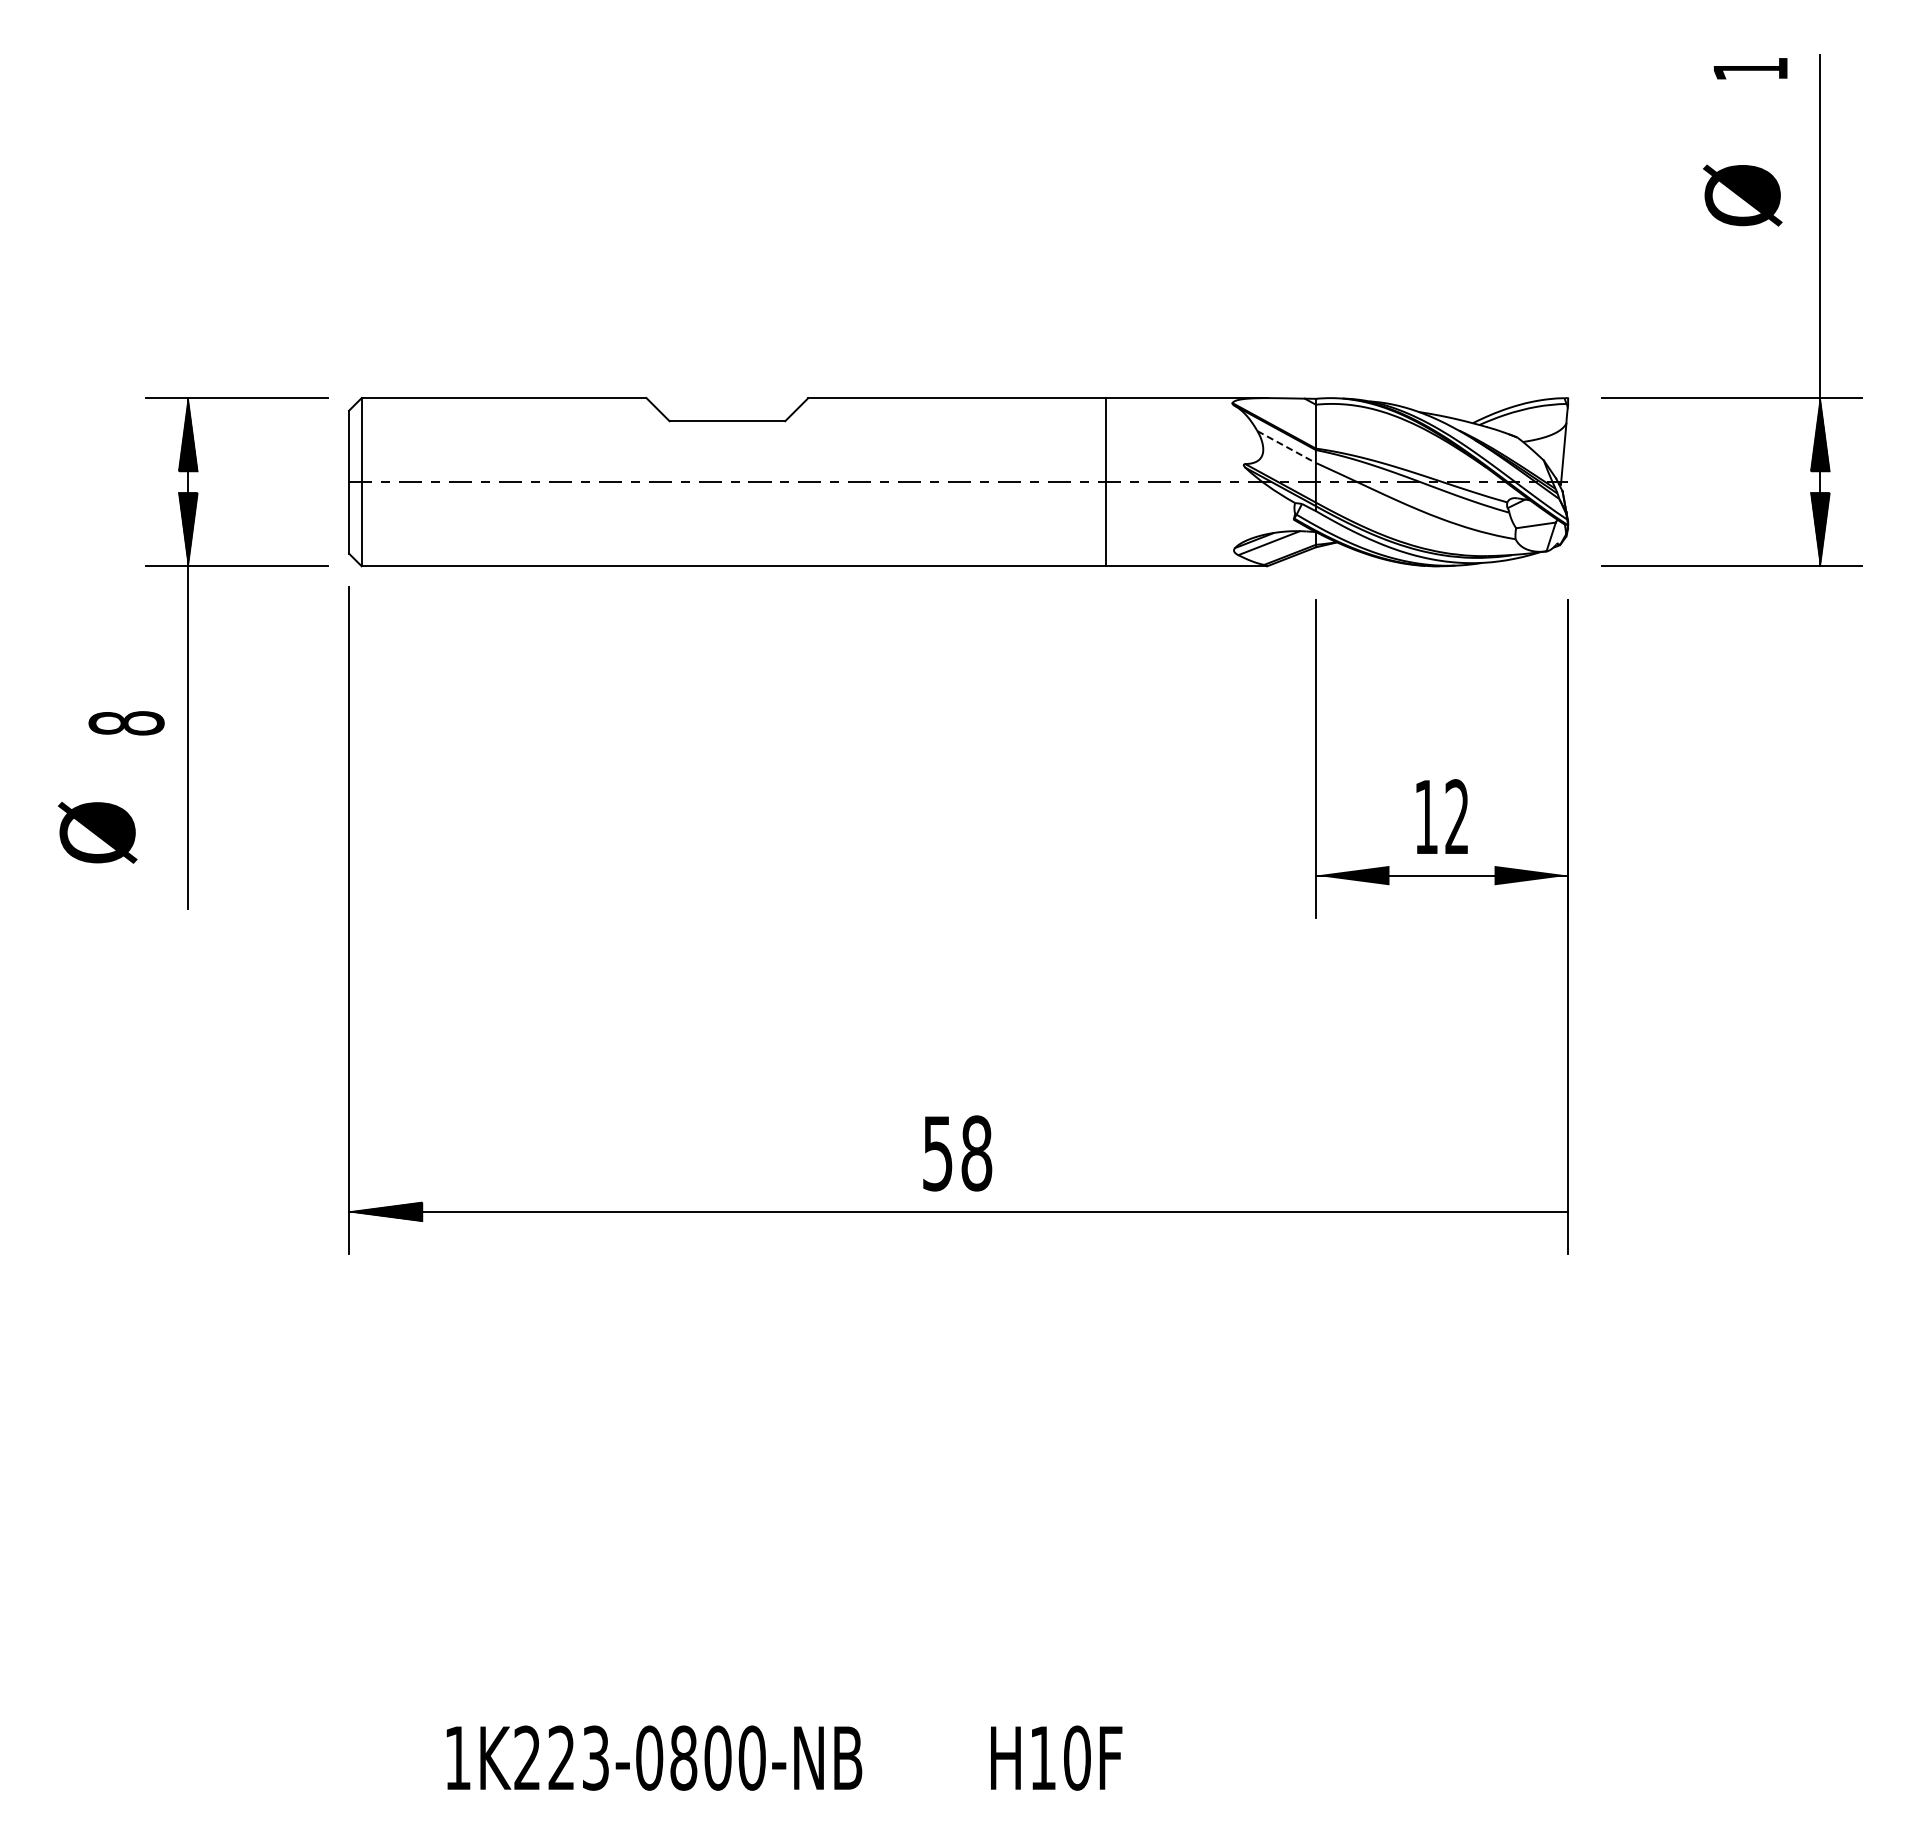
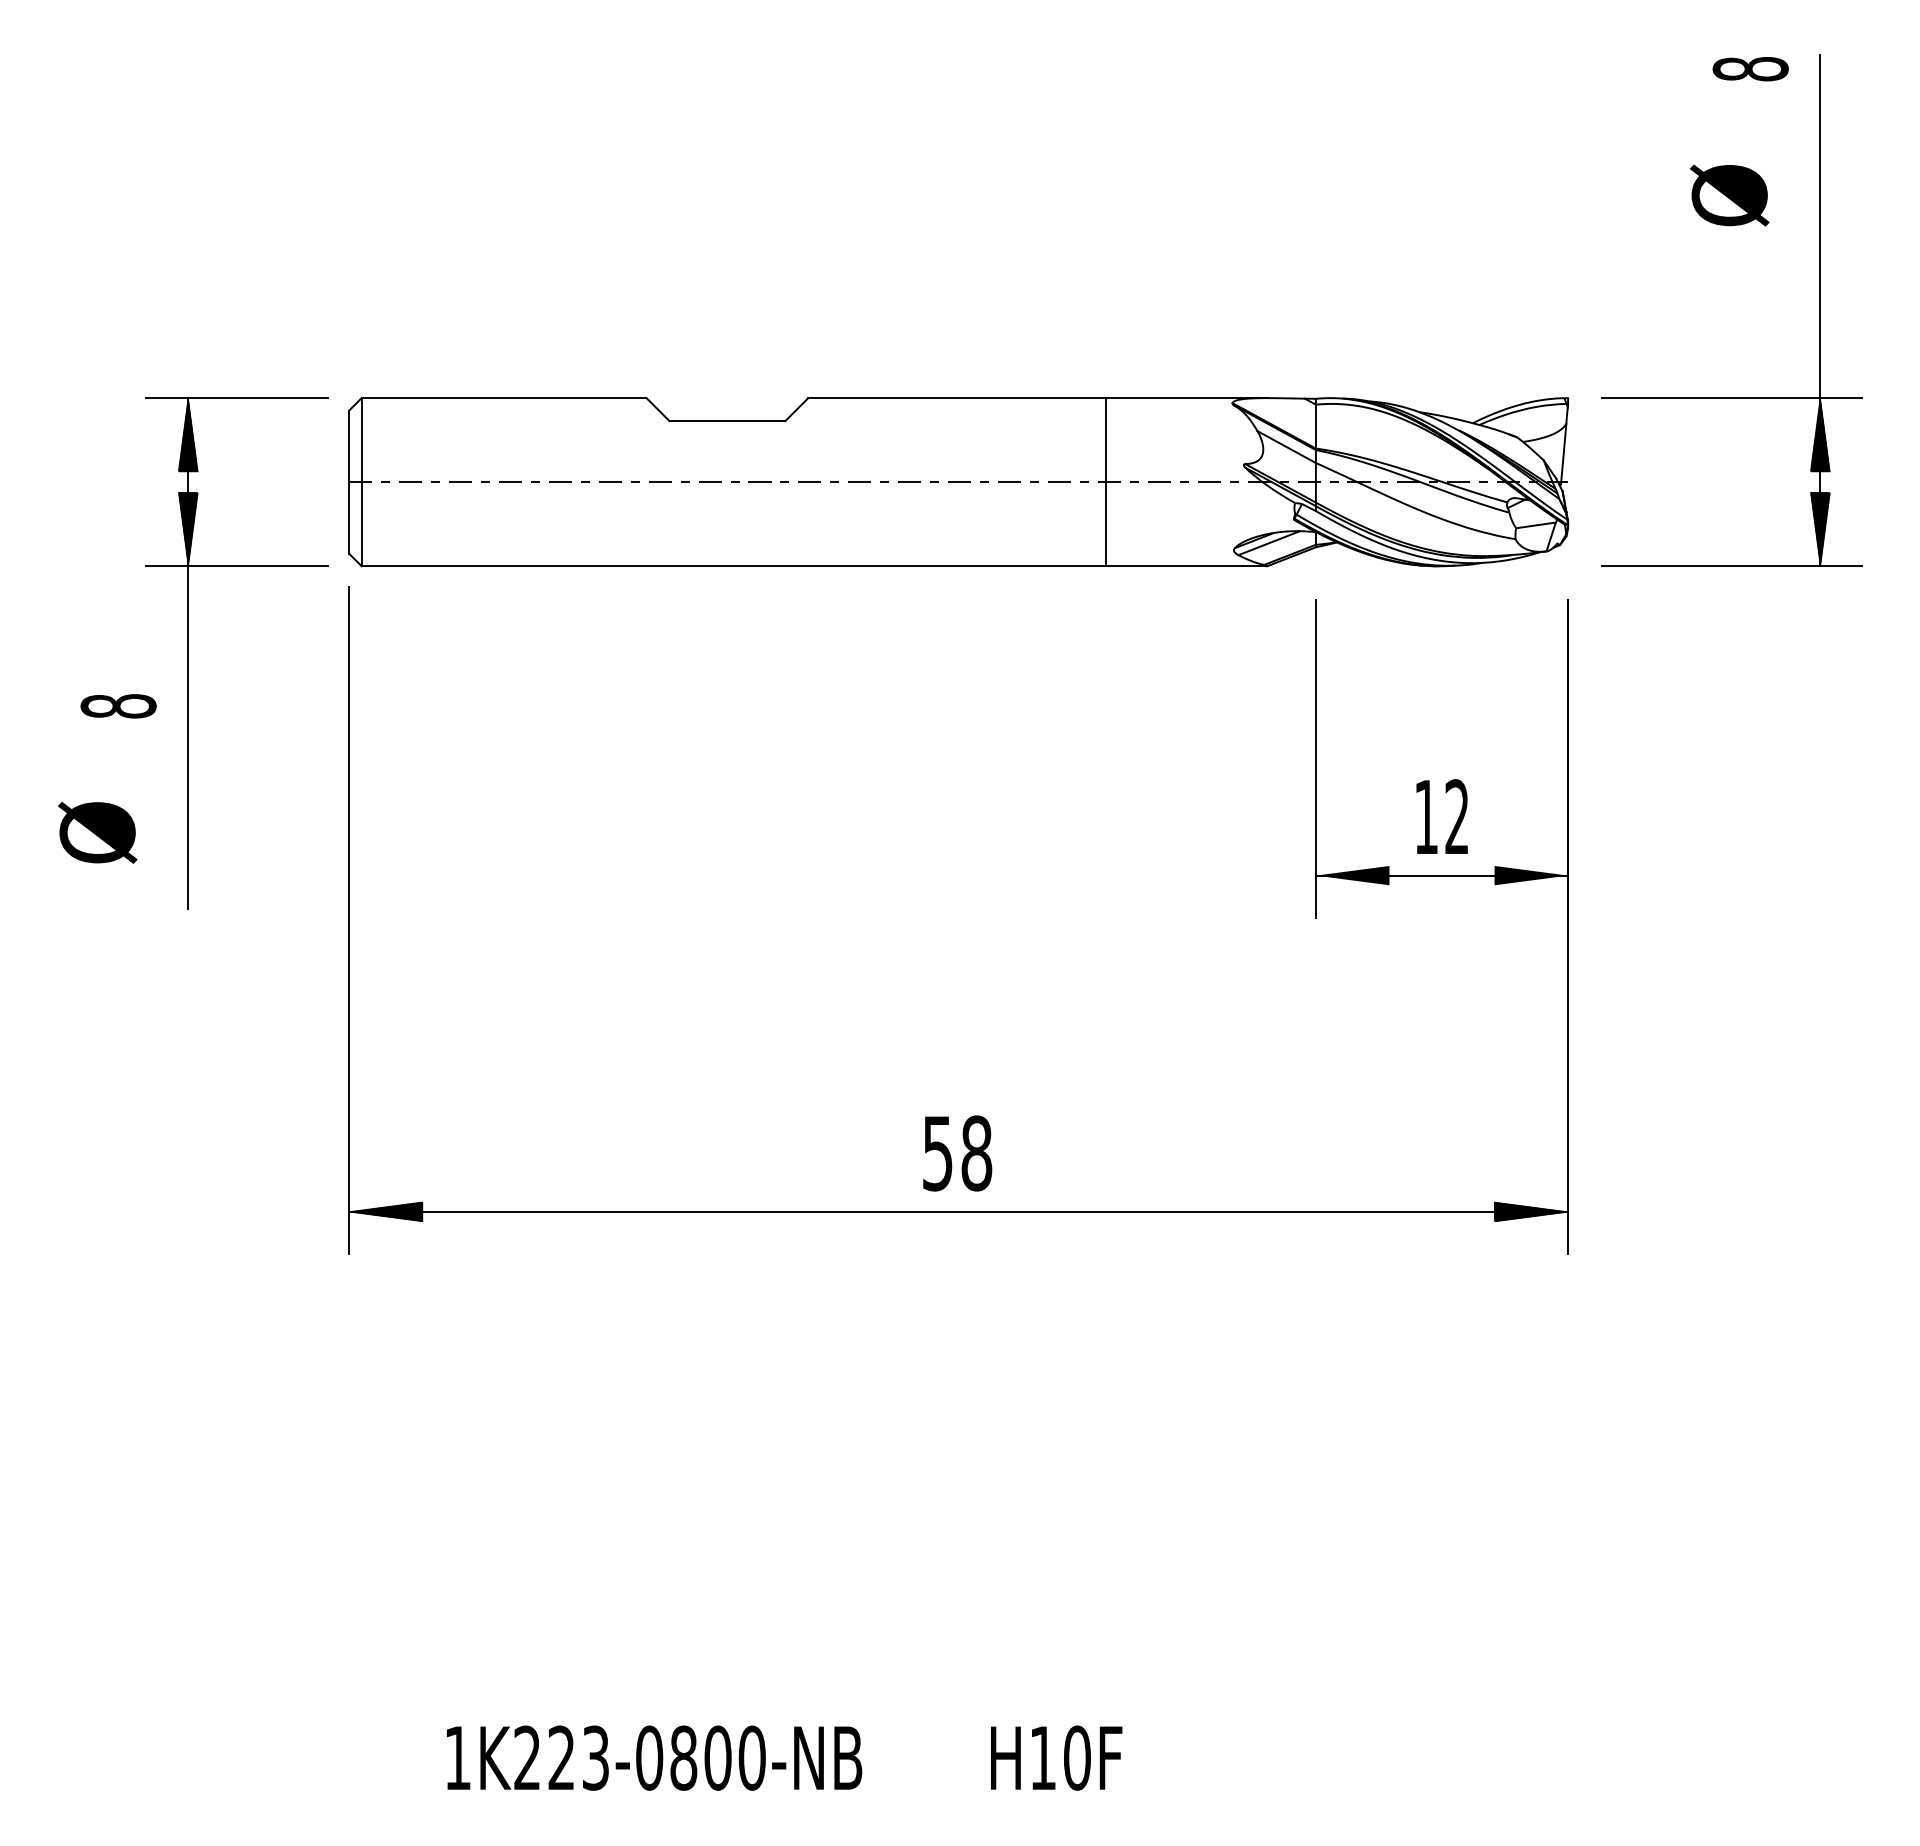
text: 1 -> 8 (1750, 69)
text position: (1742, 195) -> (1729, 195) (1729, 195)
line: dashed -> solid (1287, 447)
text position: (126, 723) -> (118, 706) (118, 706)
hatch: none -> present (1530, 1211)
